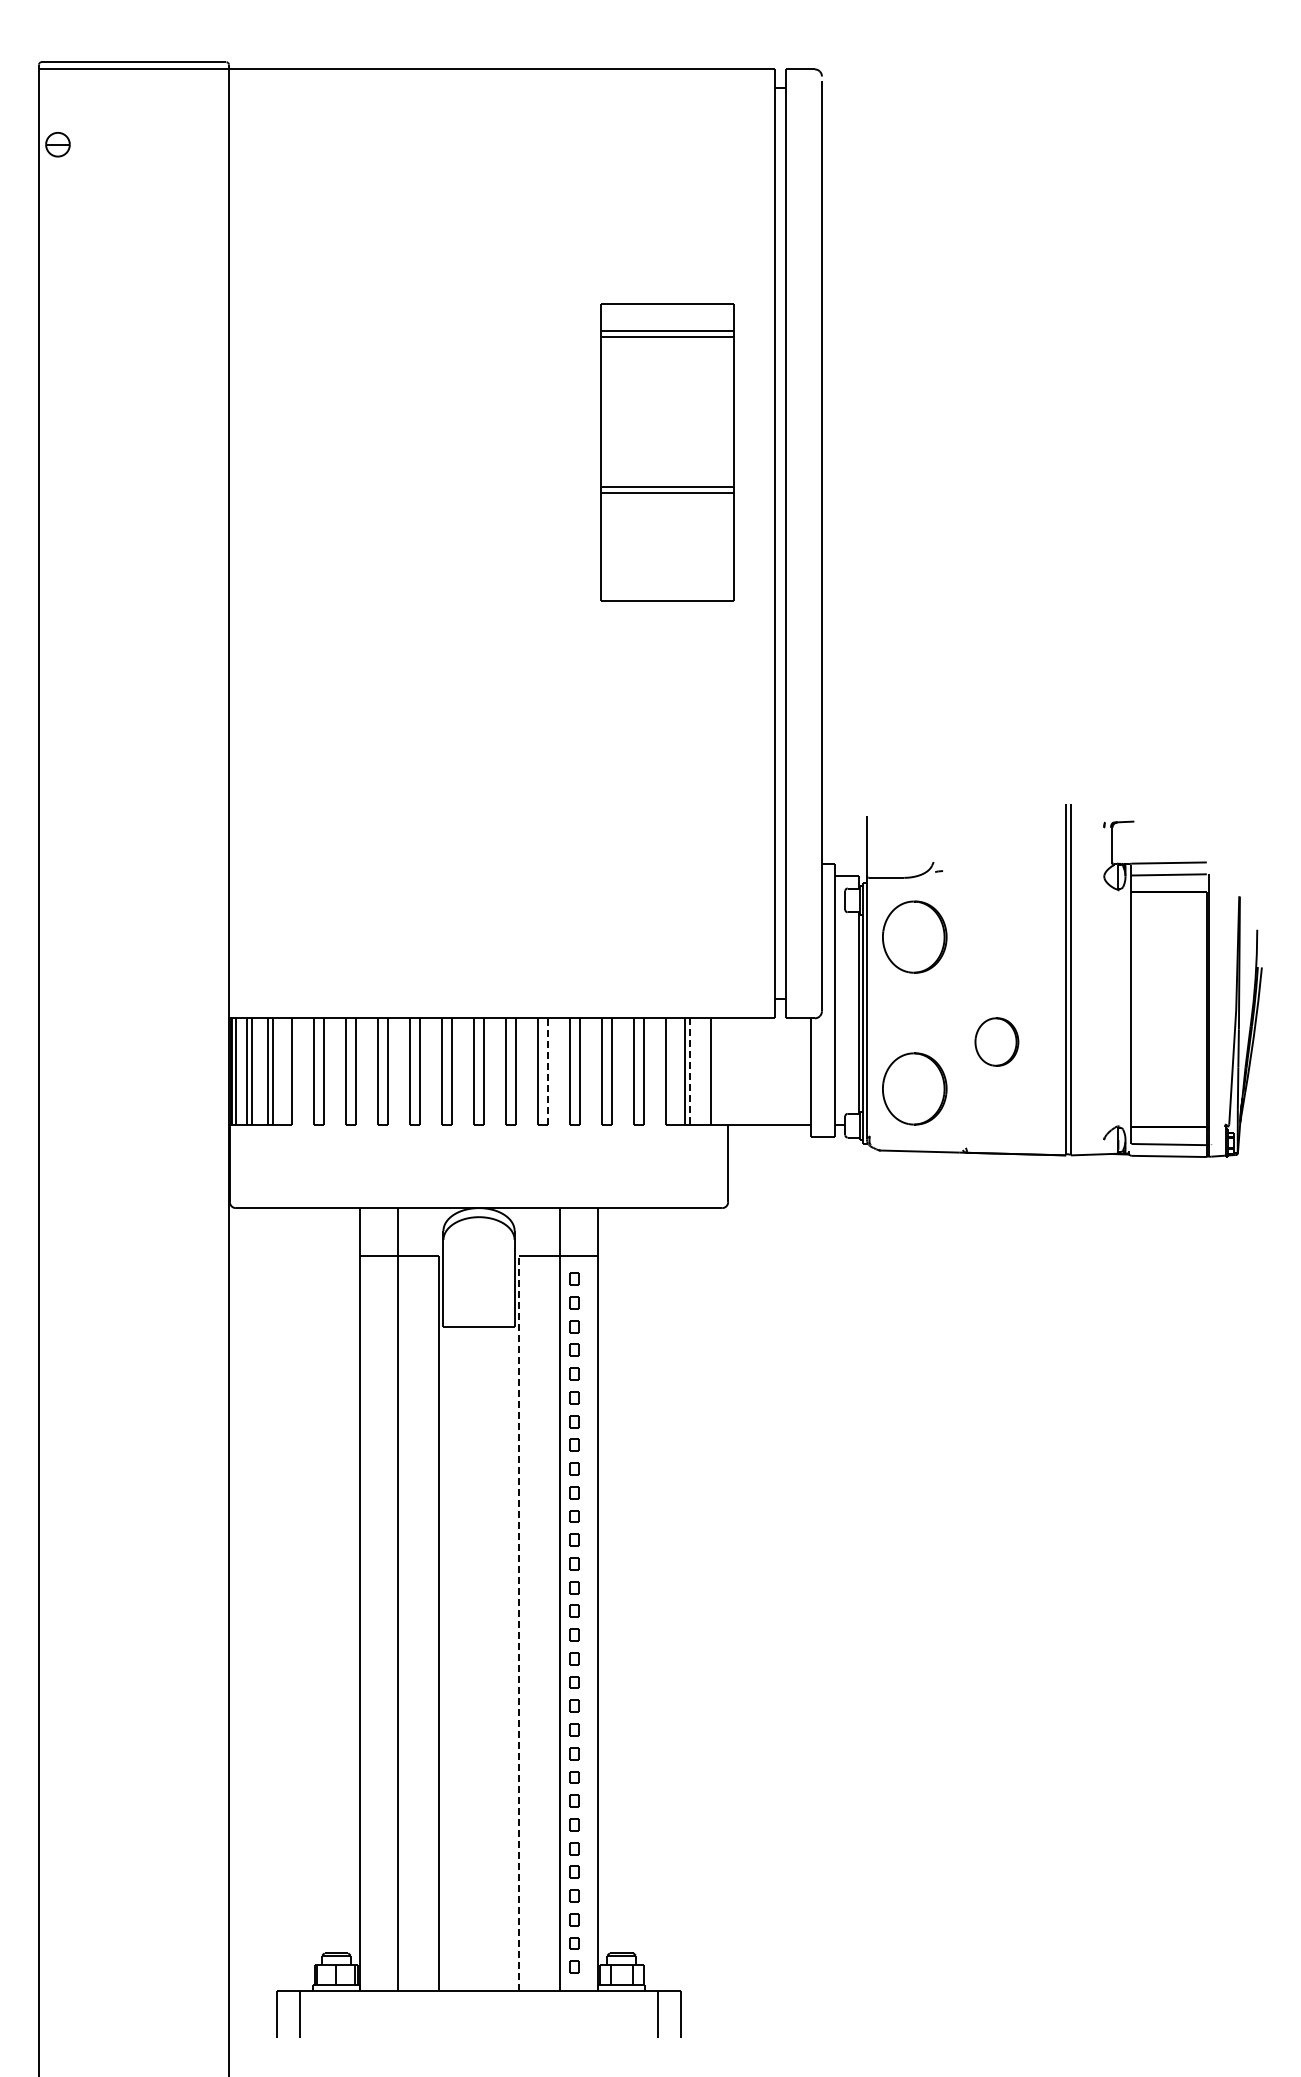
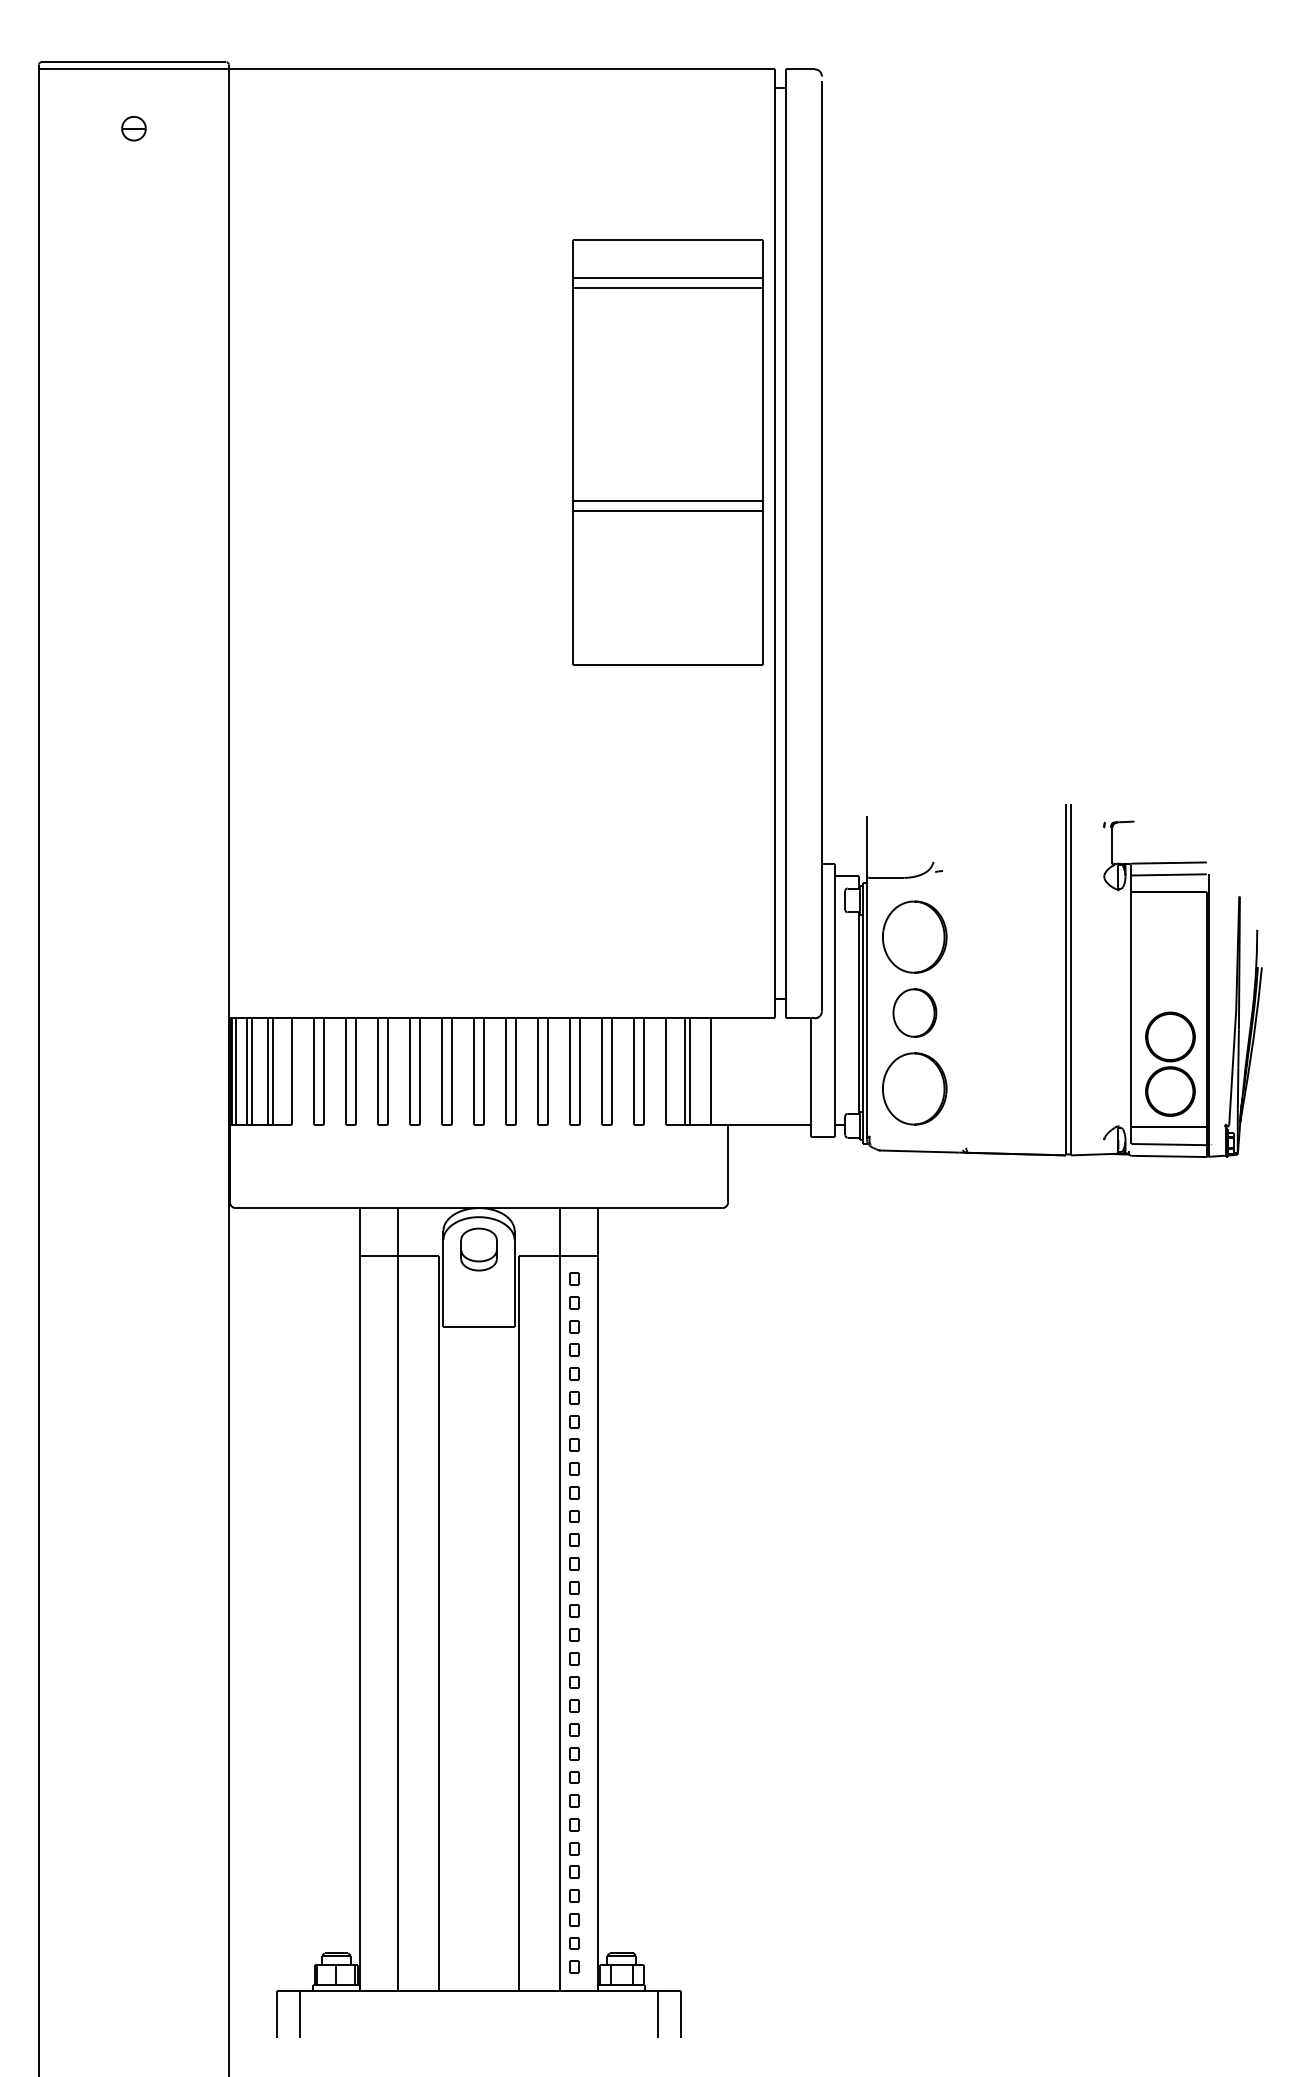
part position: (57, 144) -> (133, 128) (133, 128)
part size: 135x299 px -> 192x427 px (667, 452)
part position: (996, 1041) -> (914, 1012) (914, 1012)
part: none -> present (1170, 1063)
line: dashed -> solid (547, 1071)
line: dashed -> solid (689, 1072)
part: none -> present (478, 1249)
line: dashed -> solid (519, 1623)
